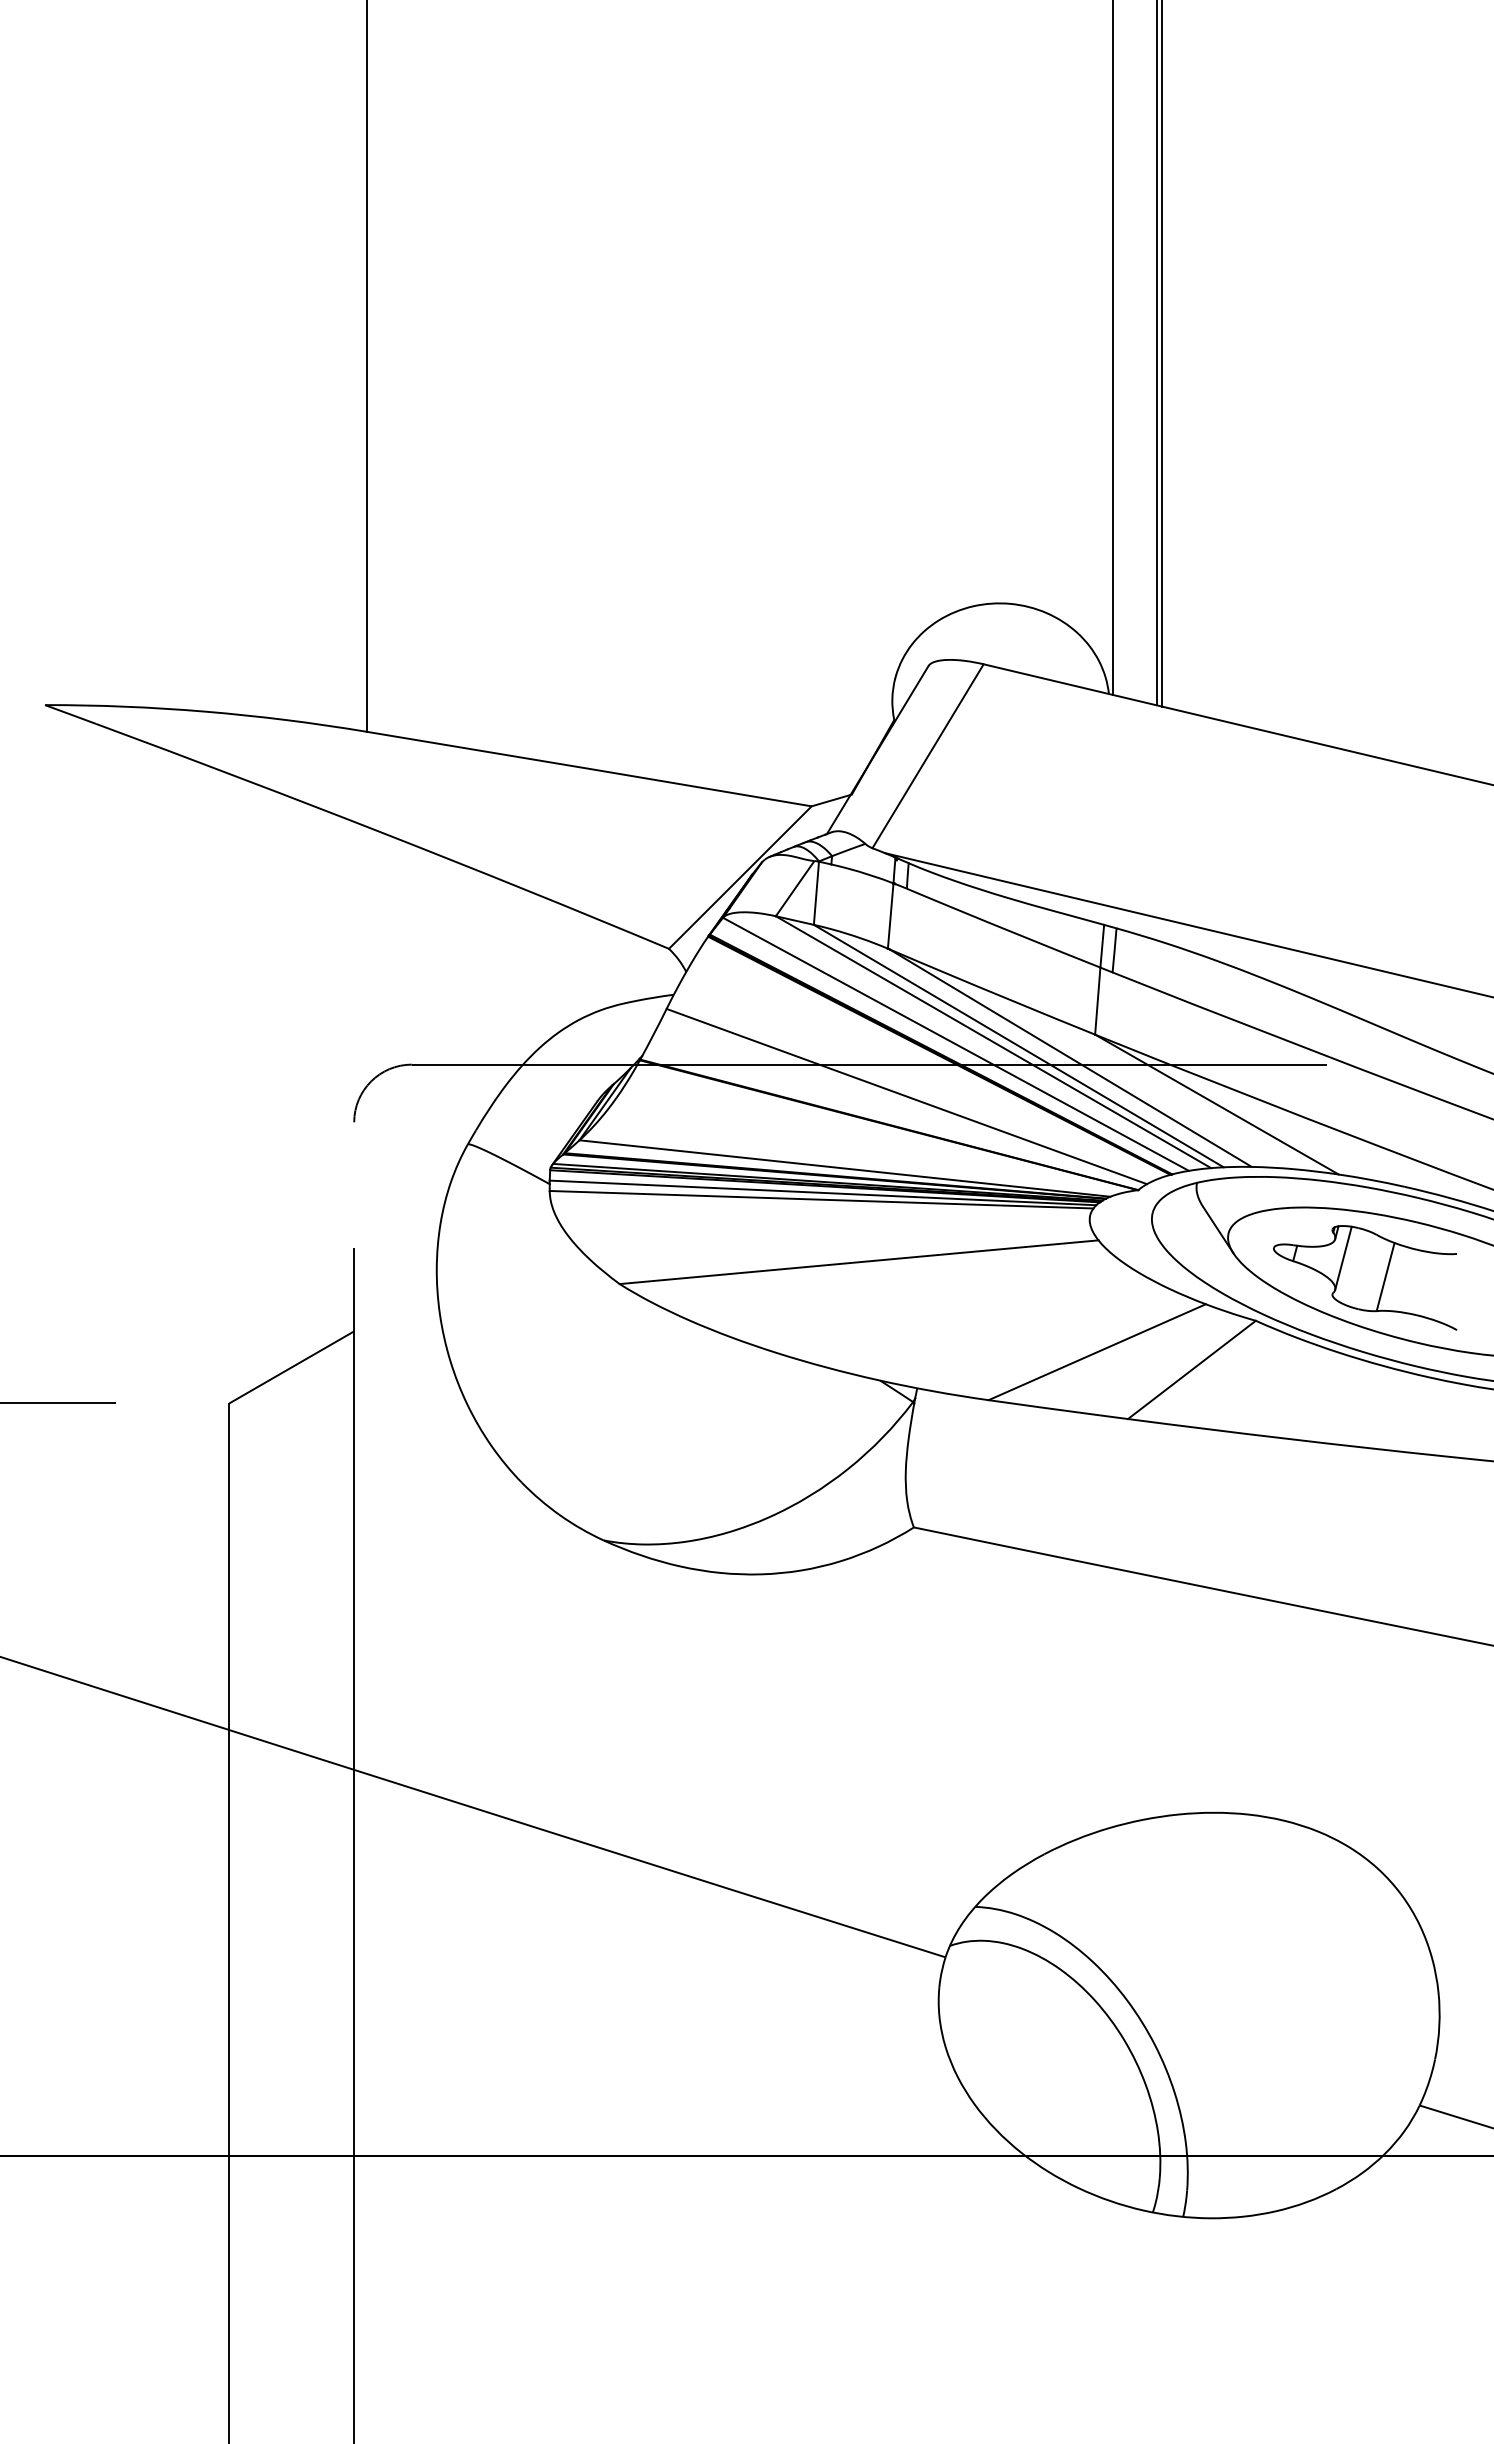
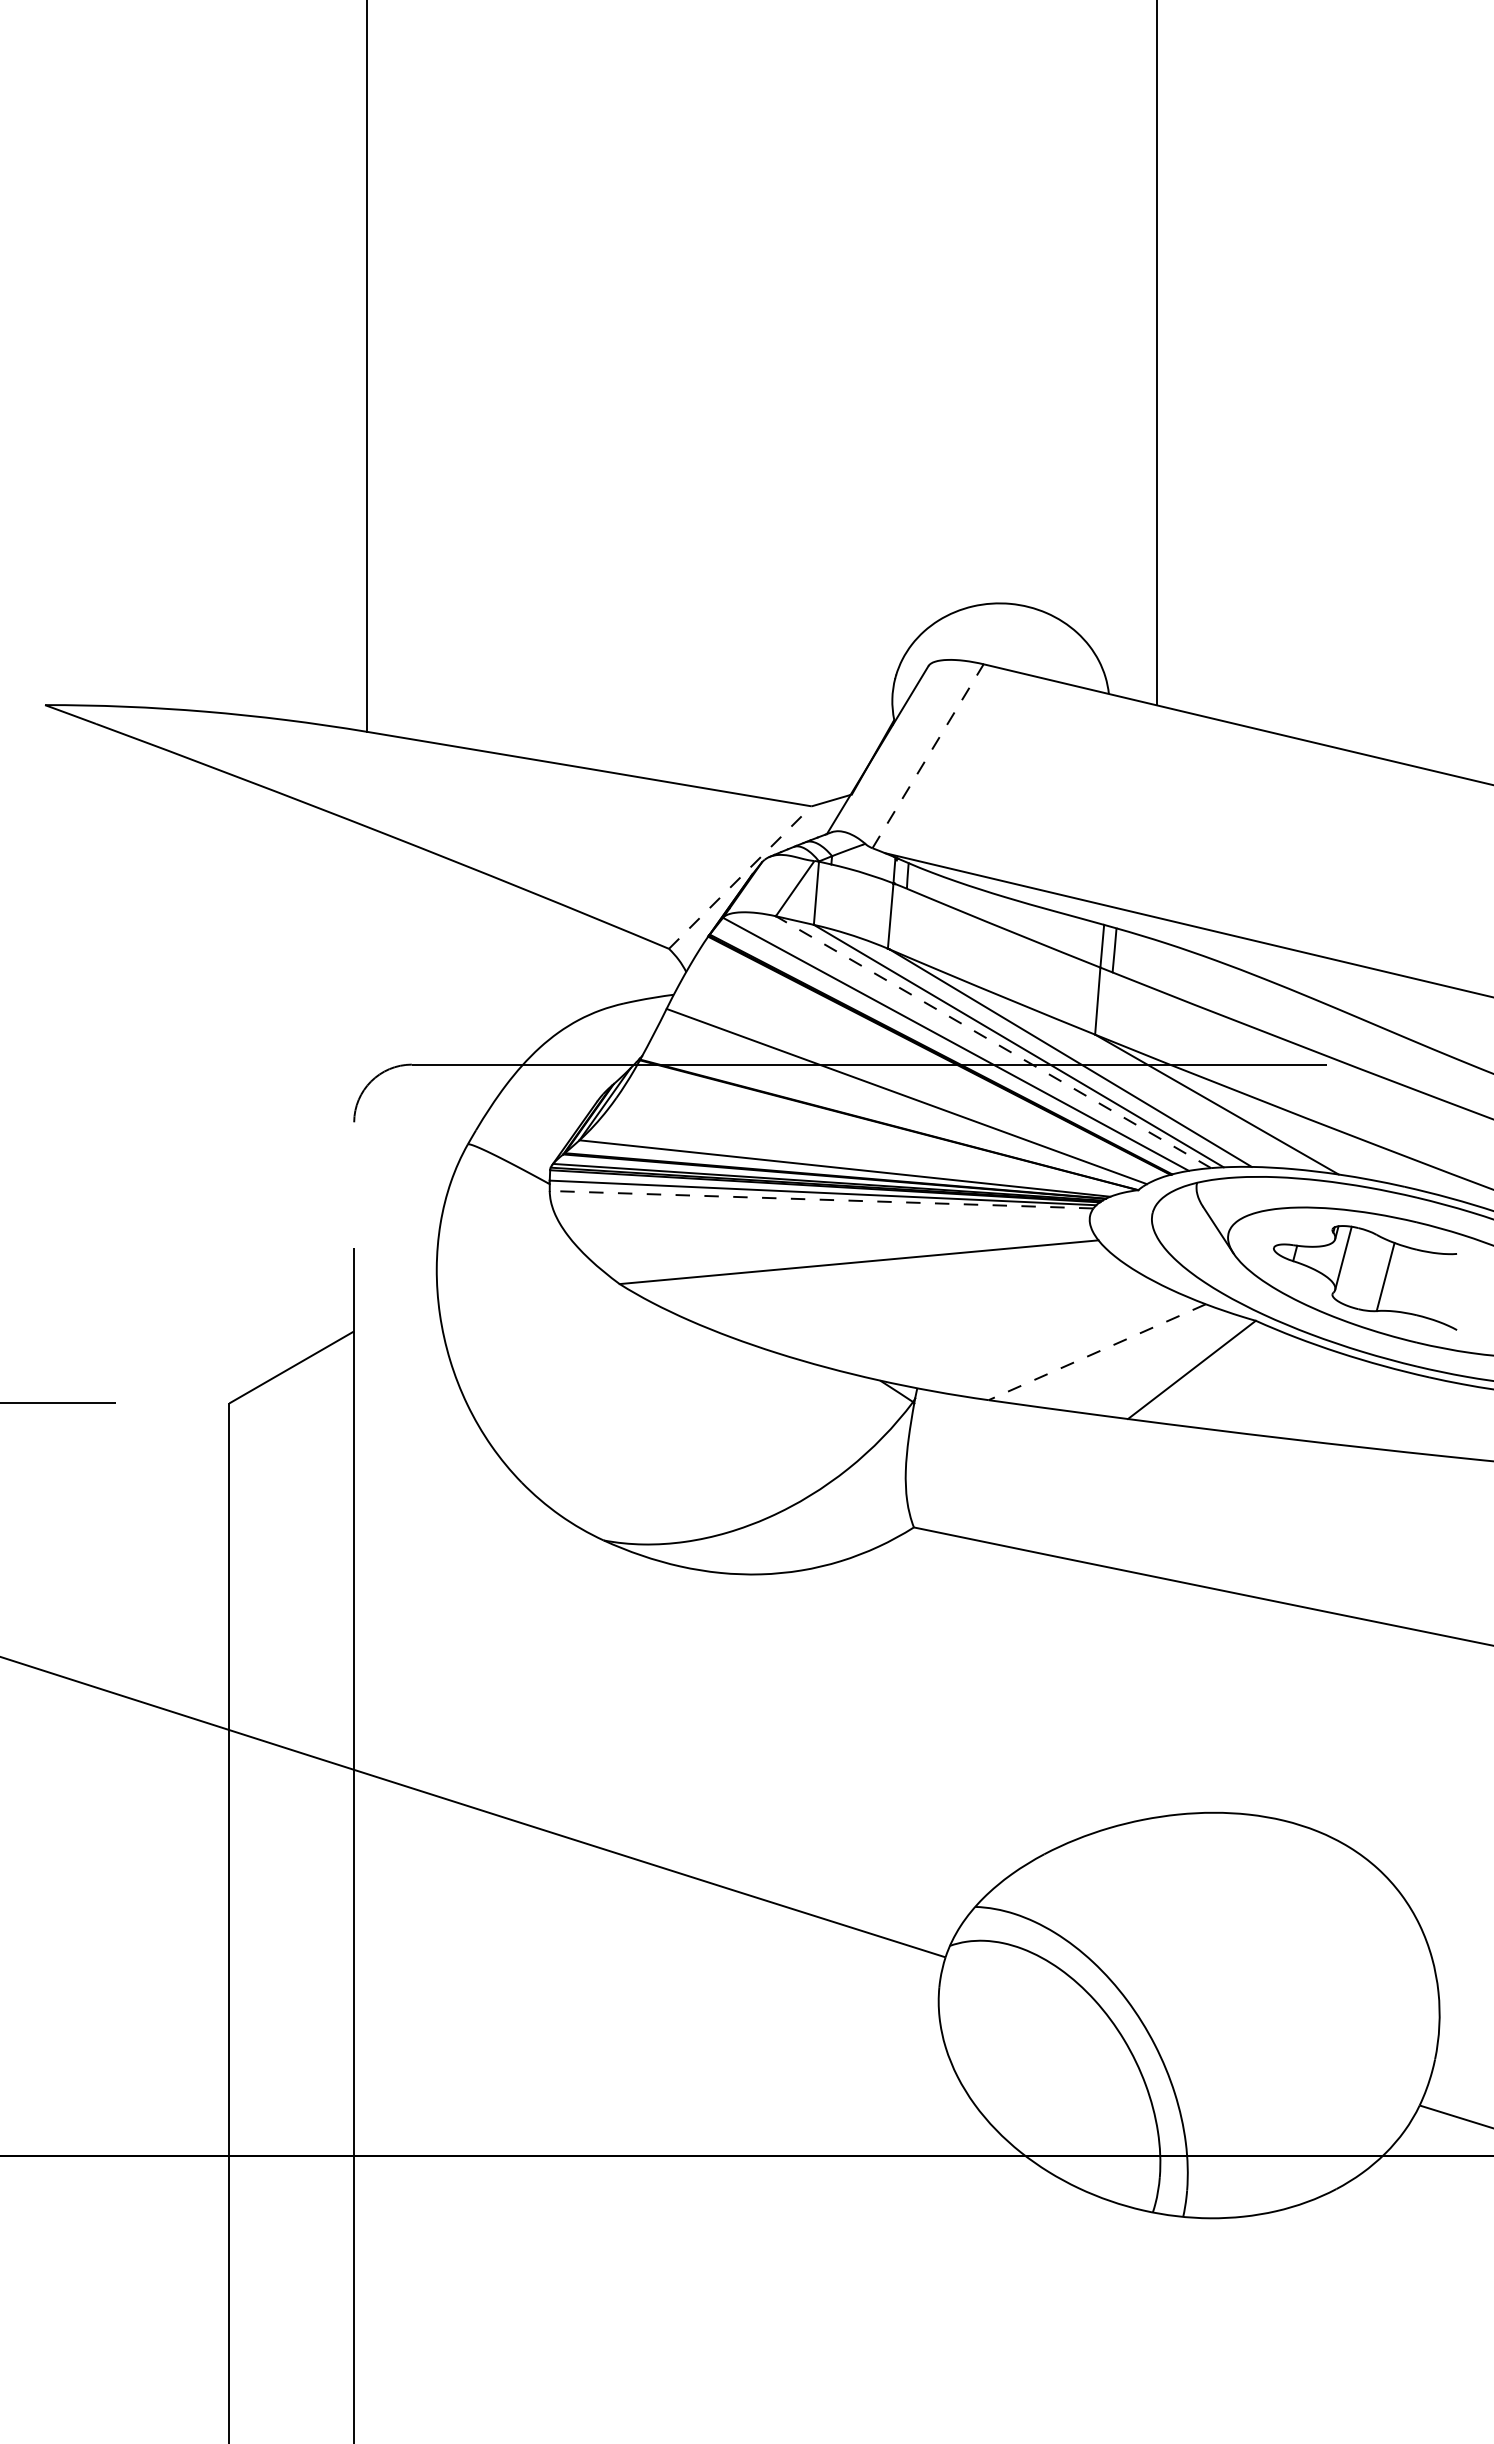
line: present -> none (1112, 348)
line: present -> none (1161, 354)
line: solid -> dashed (928, 755)
line: solid -> dashed (740, 877)
line: solid -> dashed (993, 1041)
line: solid -> dashed (821, 1199)
line: solid -> dashed (1097, 1352)
